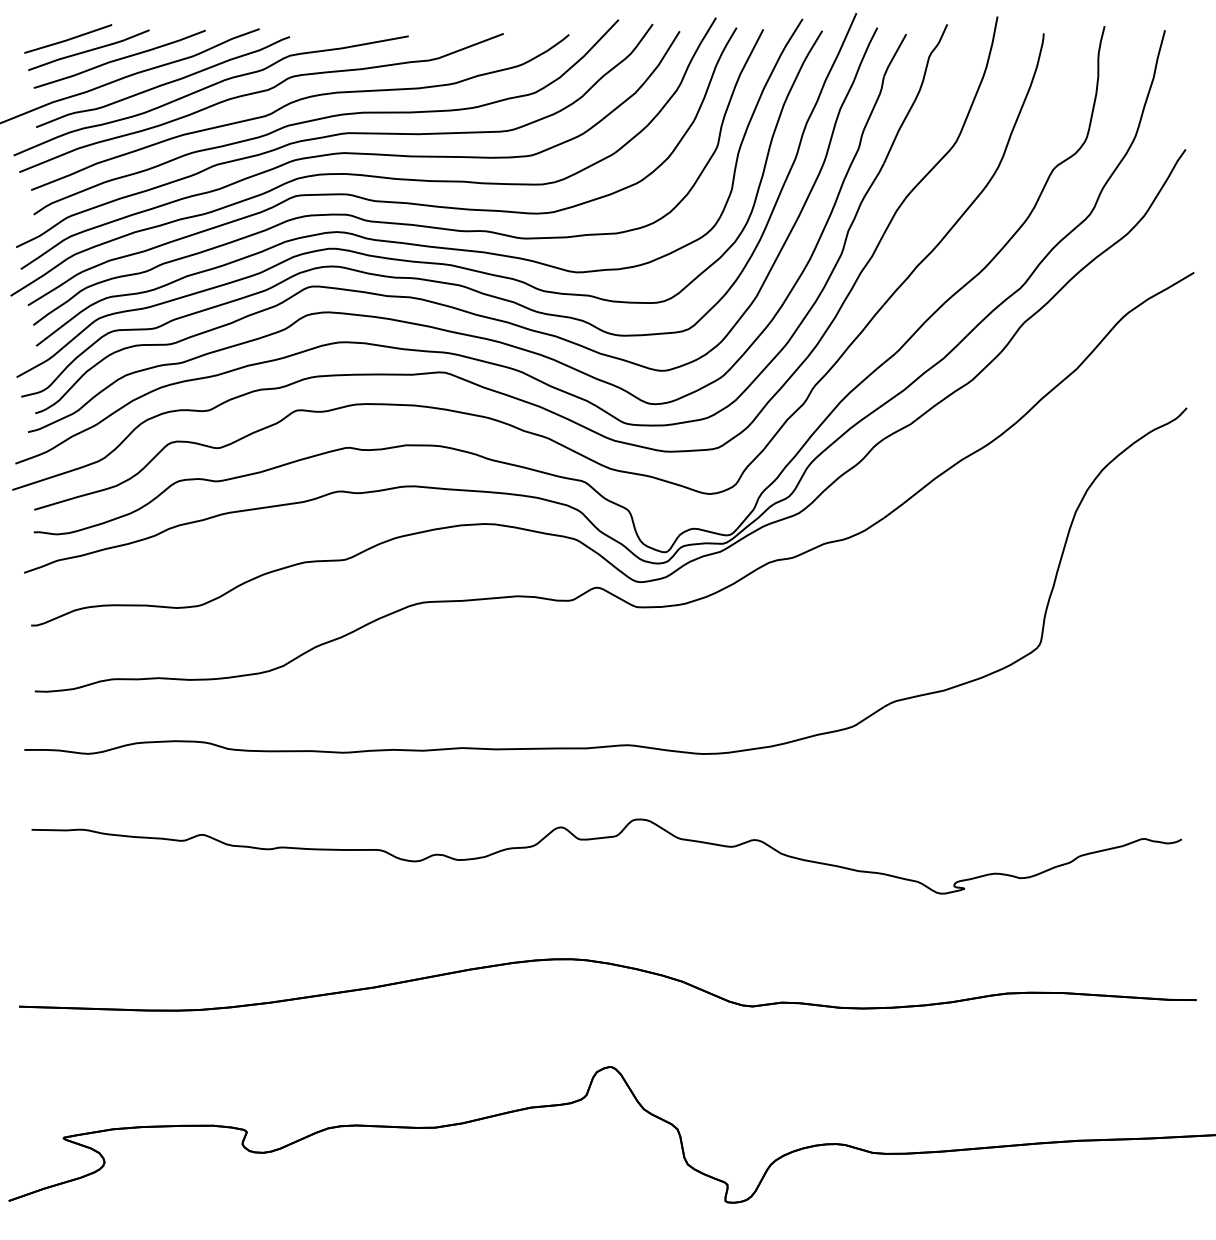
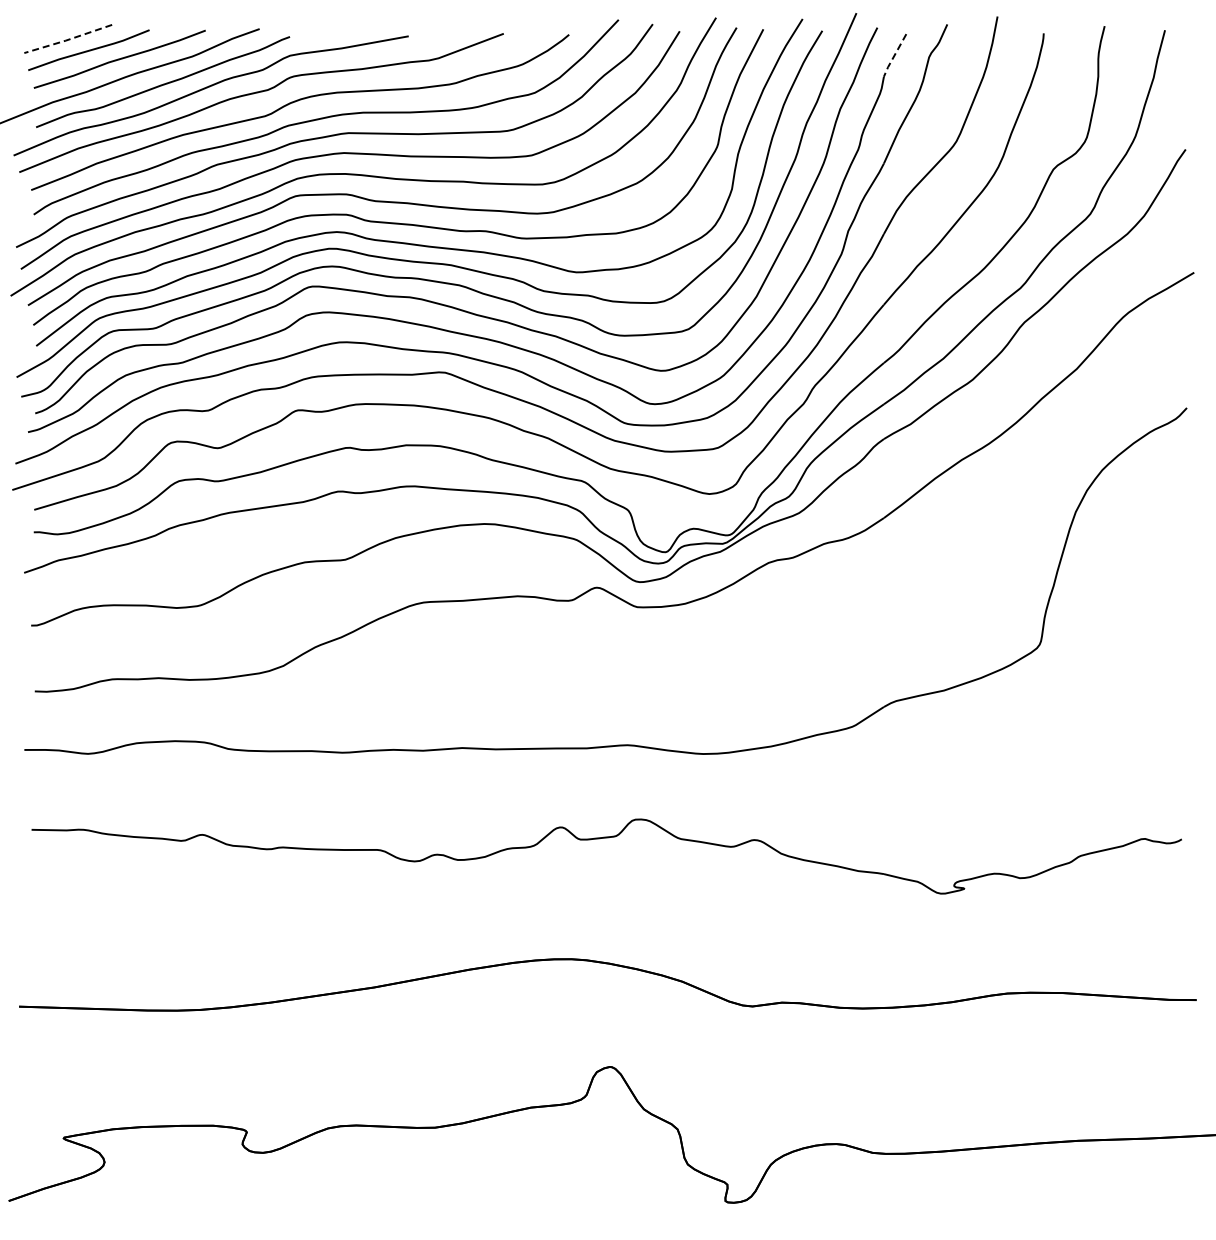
line: solid -> dashed (67, 40)
line: solid -> dashed (894, 55)
